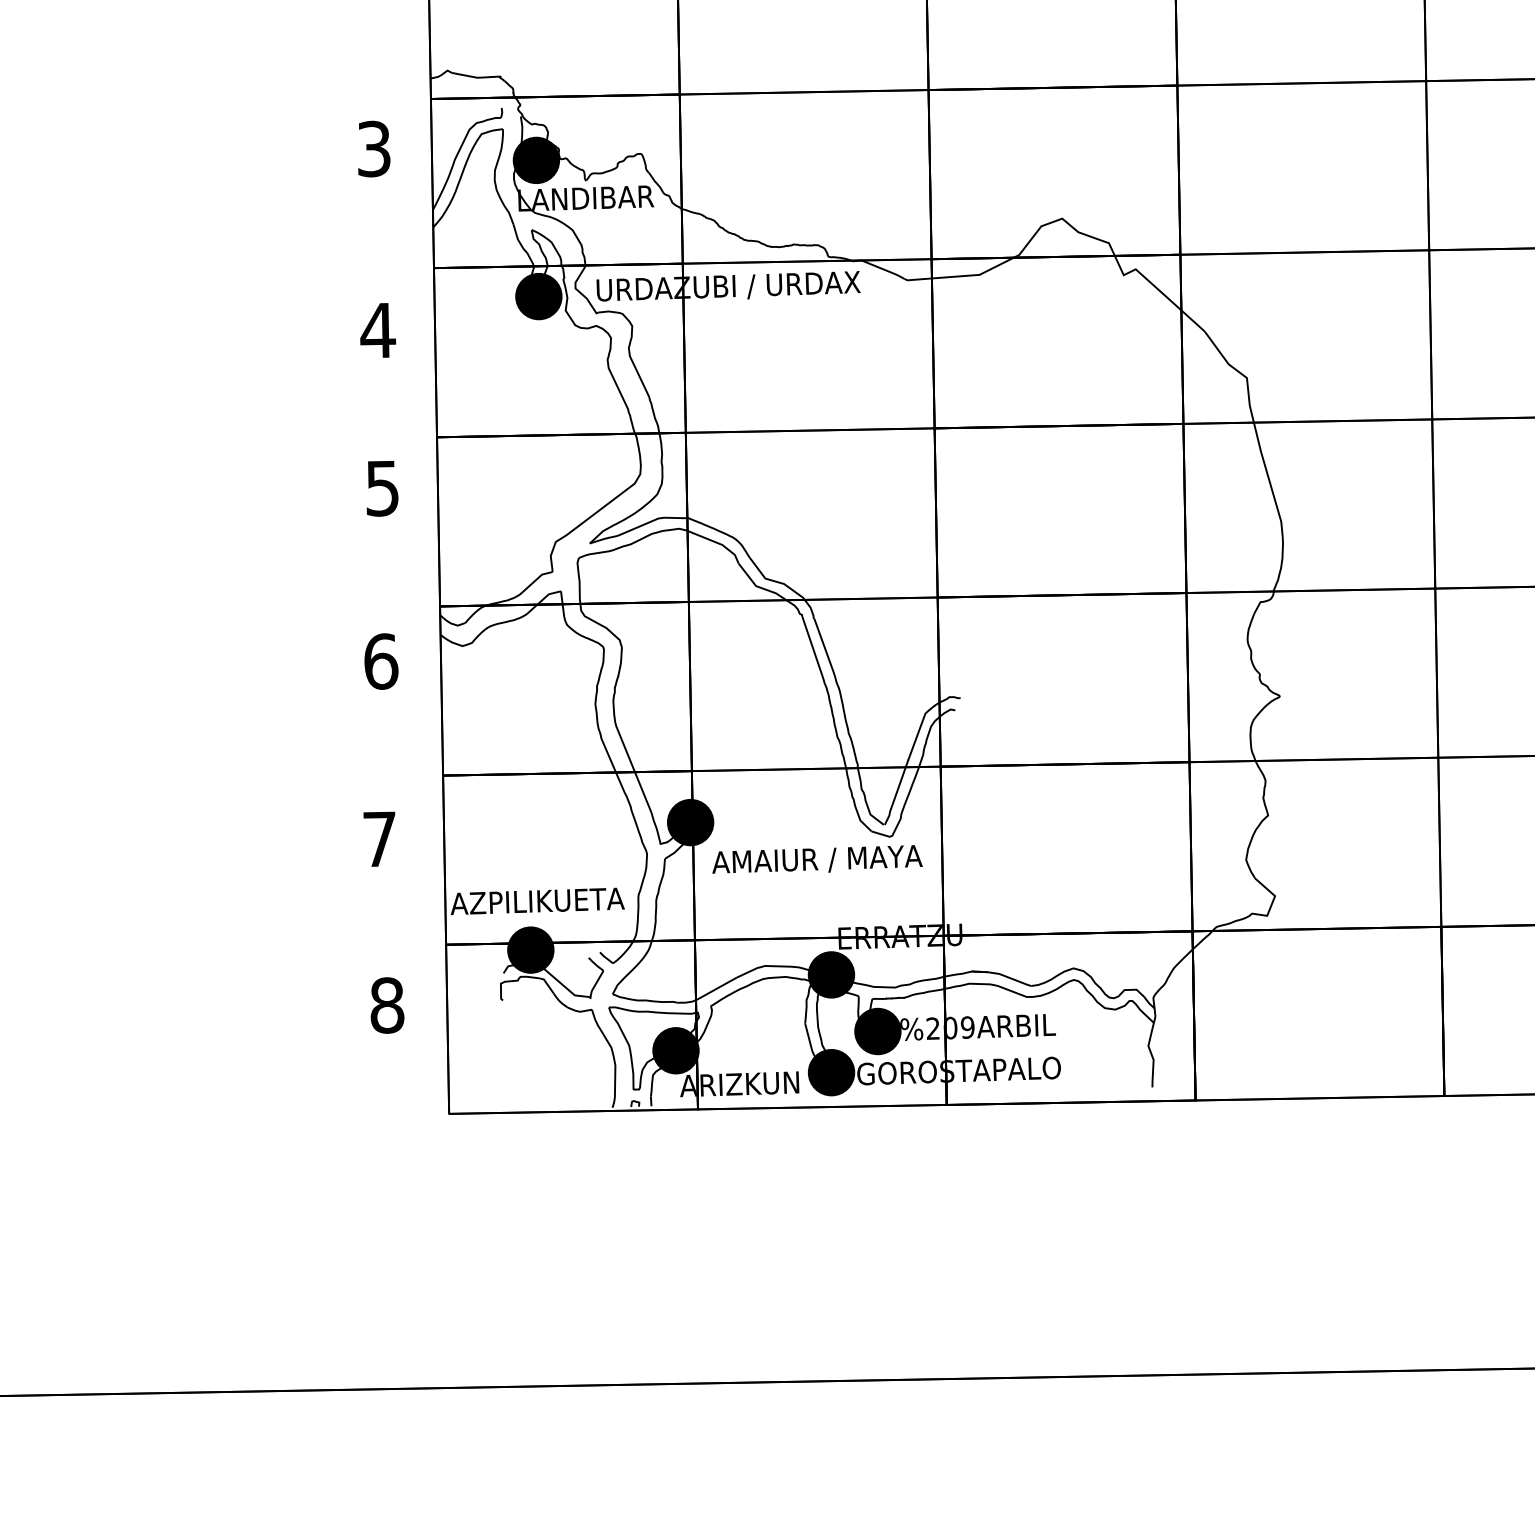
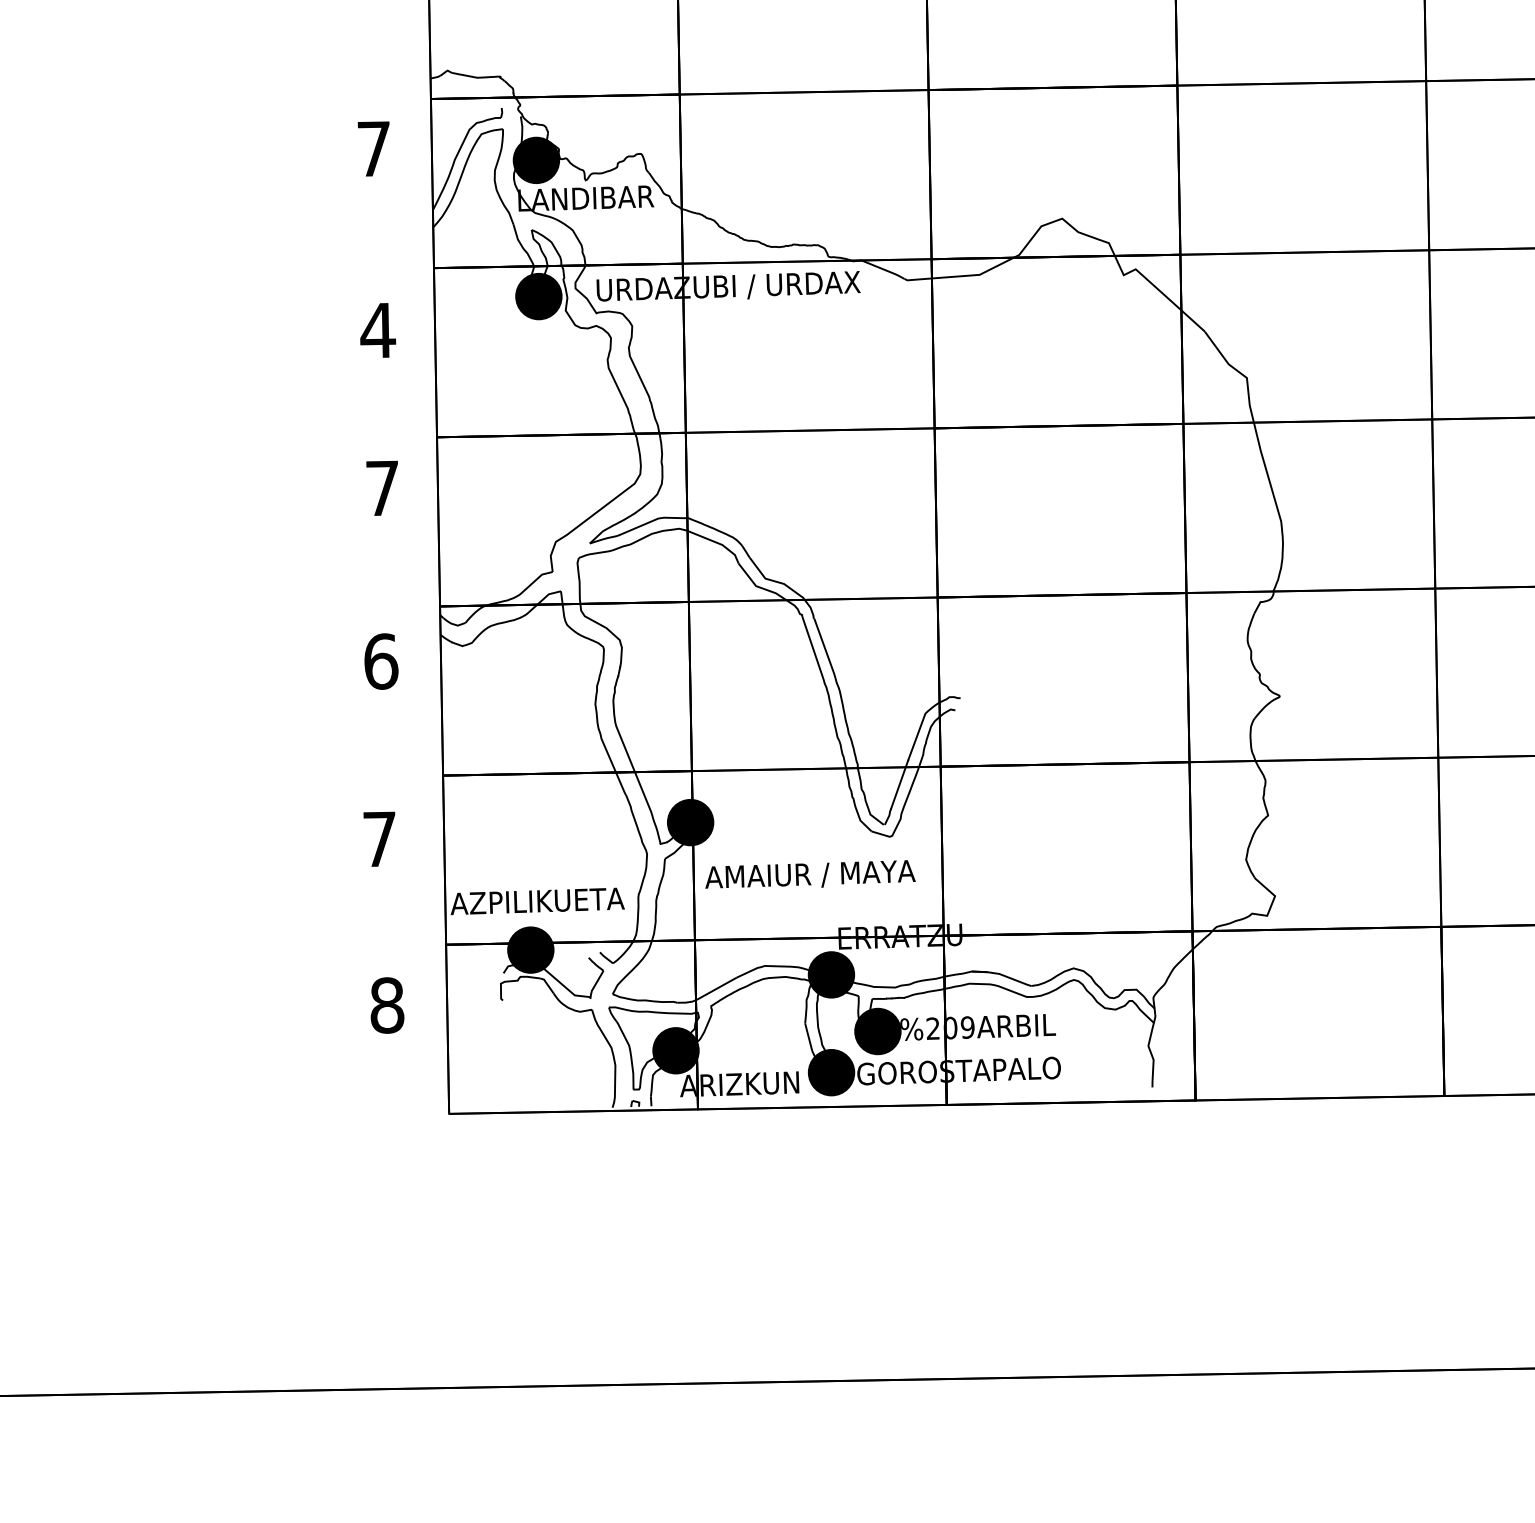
text: 3 -> 7 (373, 148)
text: 5 -> 7 (382, 488)
text position: (817, 859) -> (810, 874) (810, 874)
